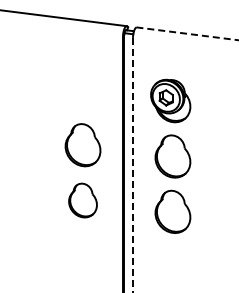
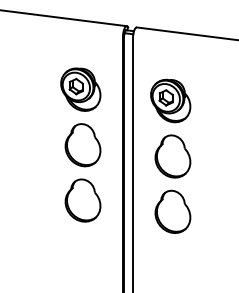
line: dashed -> solid (187, 33)
part: none -> present (80, 89)
line: dashed -> solid (132, 165)
part size: 30x37 px -> 38x45 px (82, 200)
